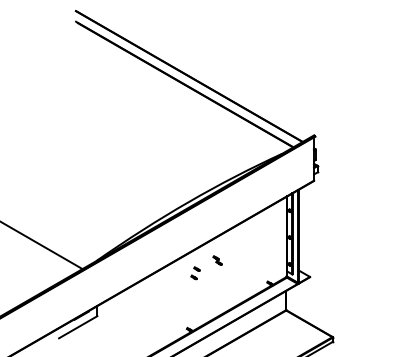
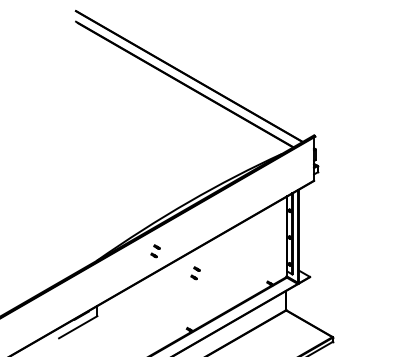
line: present -> none (42, 246)
part: none -> present (155, 251)
part: present -> none (217, 260)
